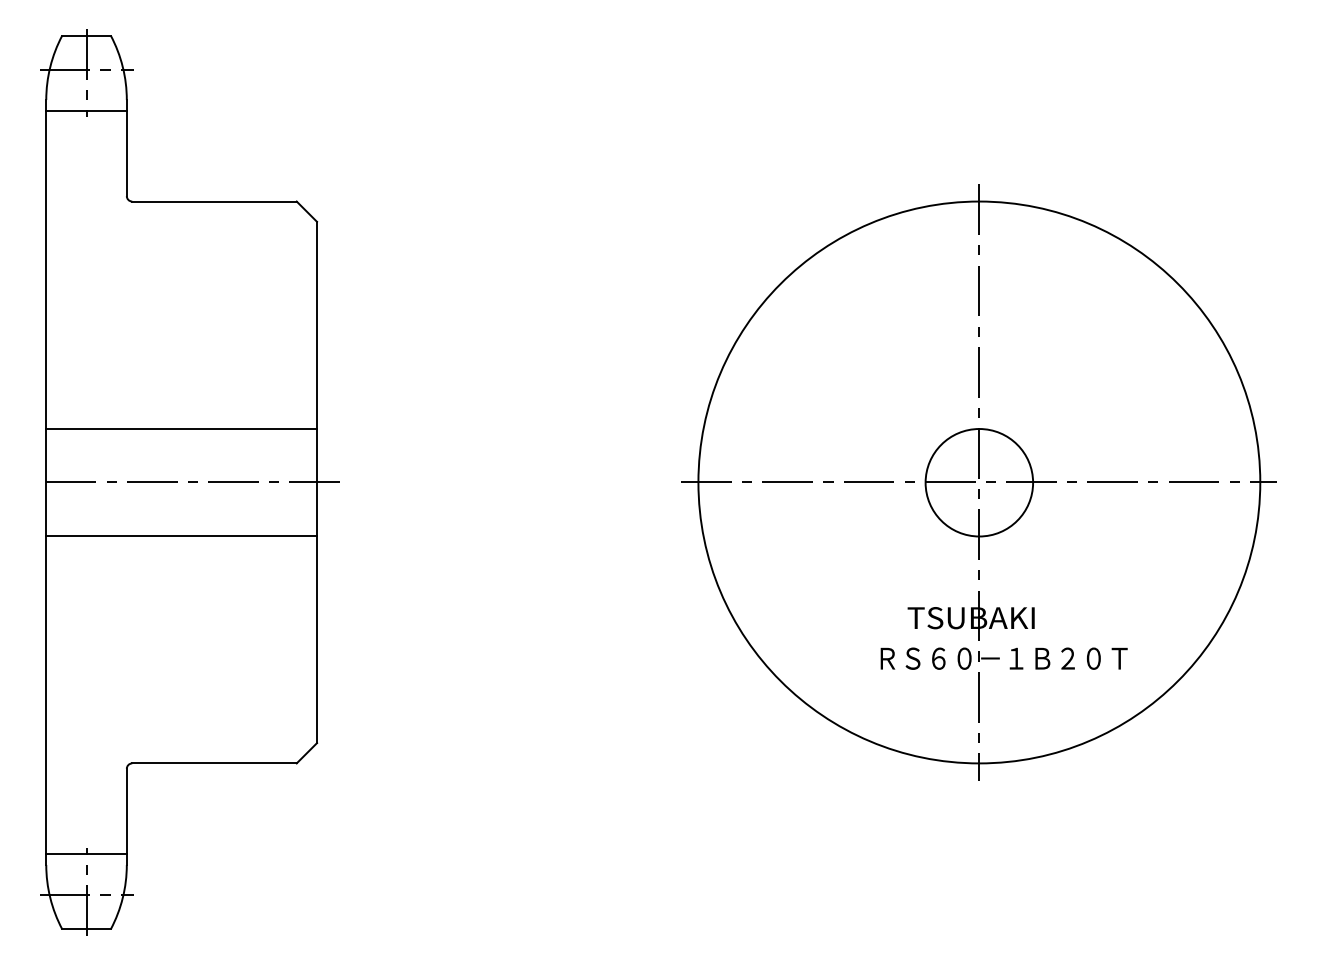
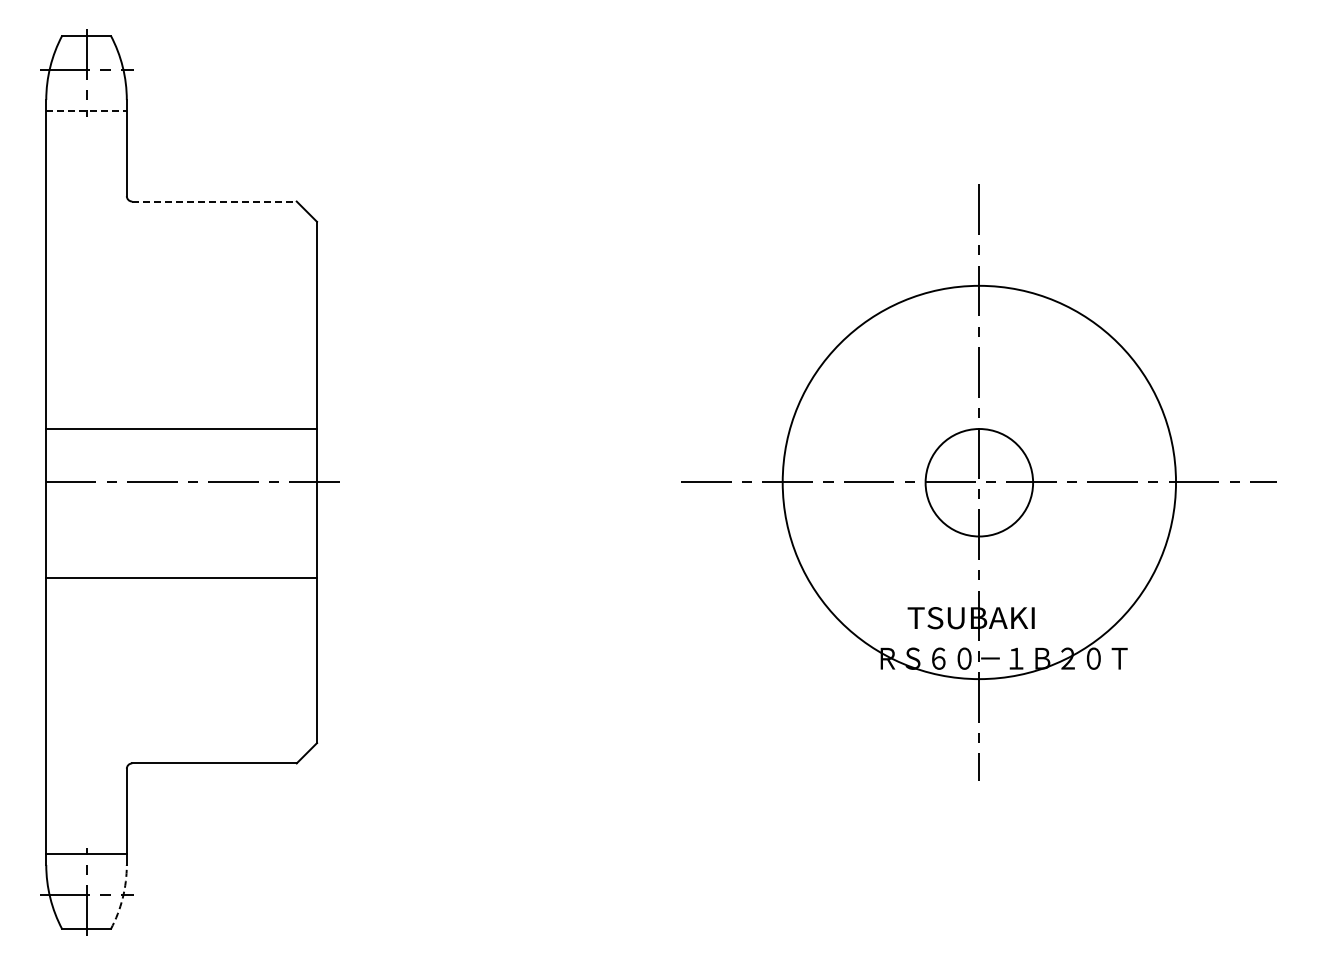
line: solid -> dashed (87, 110)
line: solid -> dashed (214, 201)
circle diameter: 562 px -> 393 px (979, 482)
line position: (181, 536) -> (181, 578) (181, 578)
arc: solid -> dashed (122, 898)
